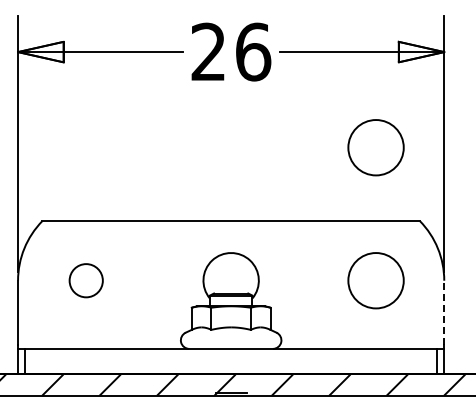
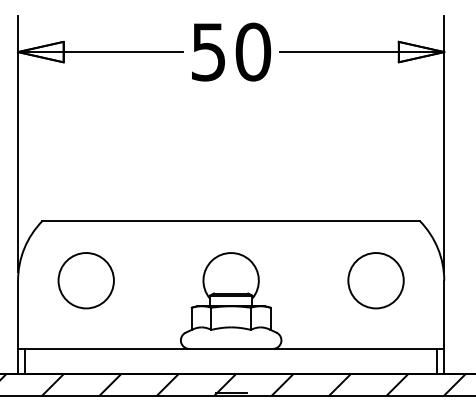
text: 26 -> 50 (231, 51)
circle: present -> none (375, 147)
circle diameter: 33 px -> 55 px (85, 280)
line: dashed -> solid (444, 312)
